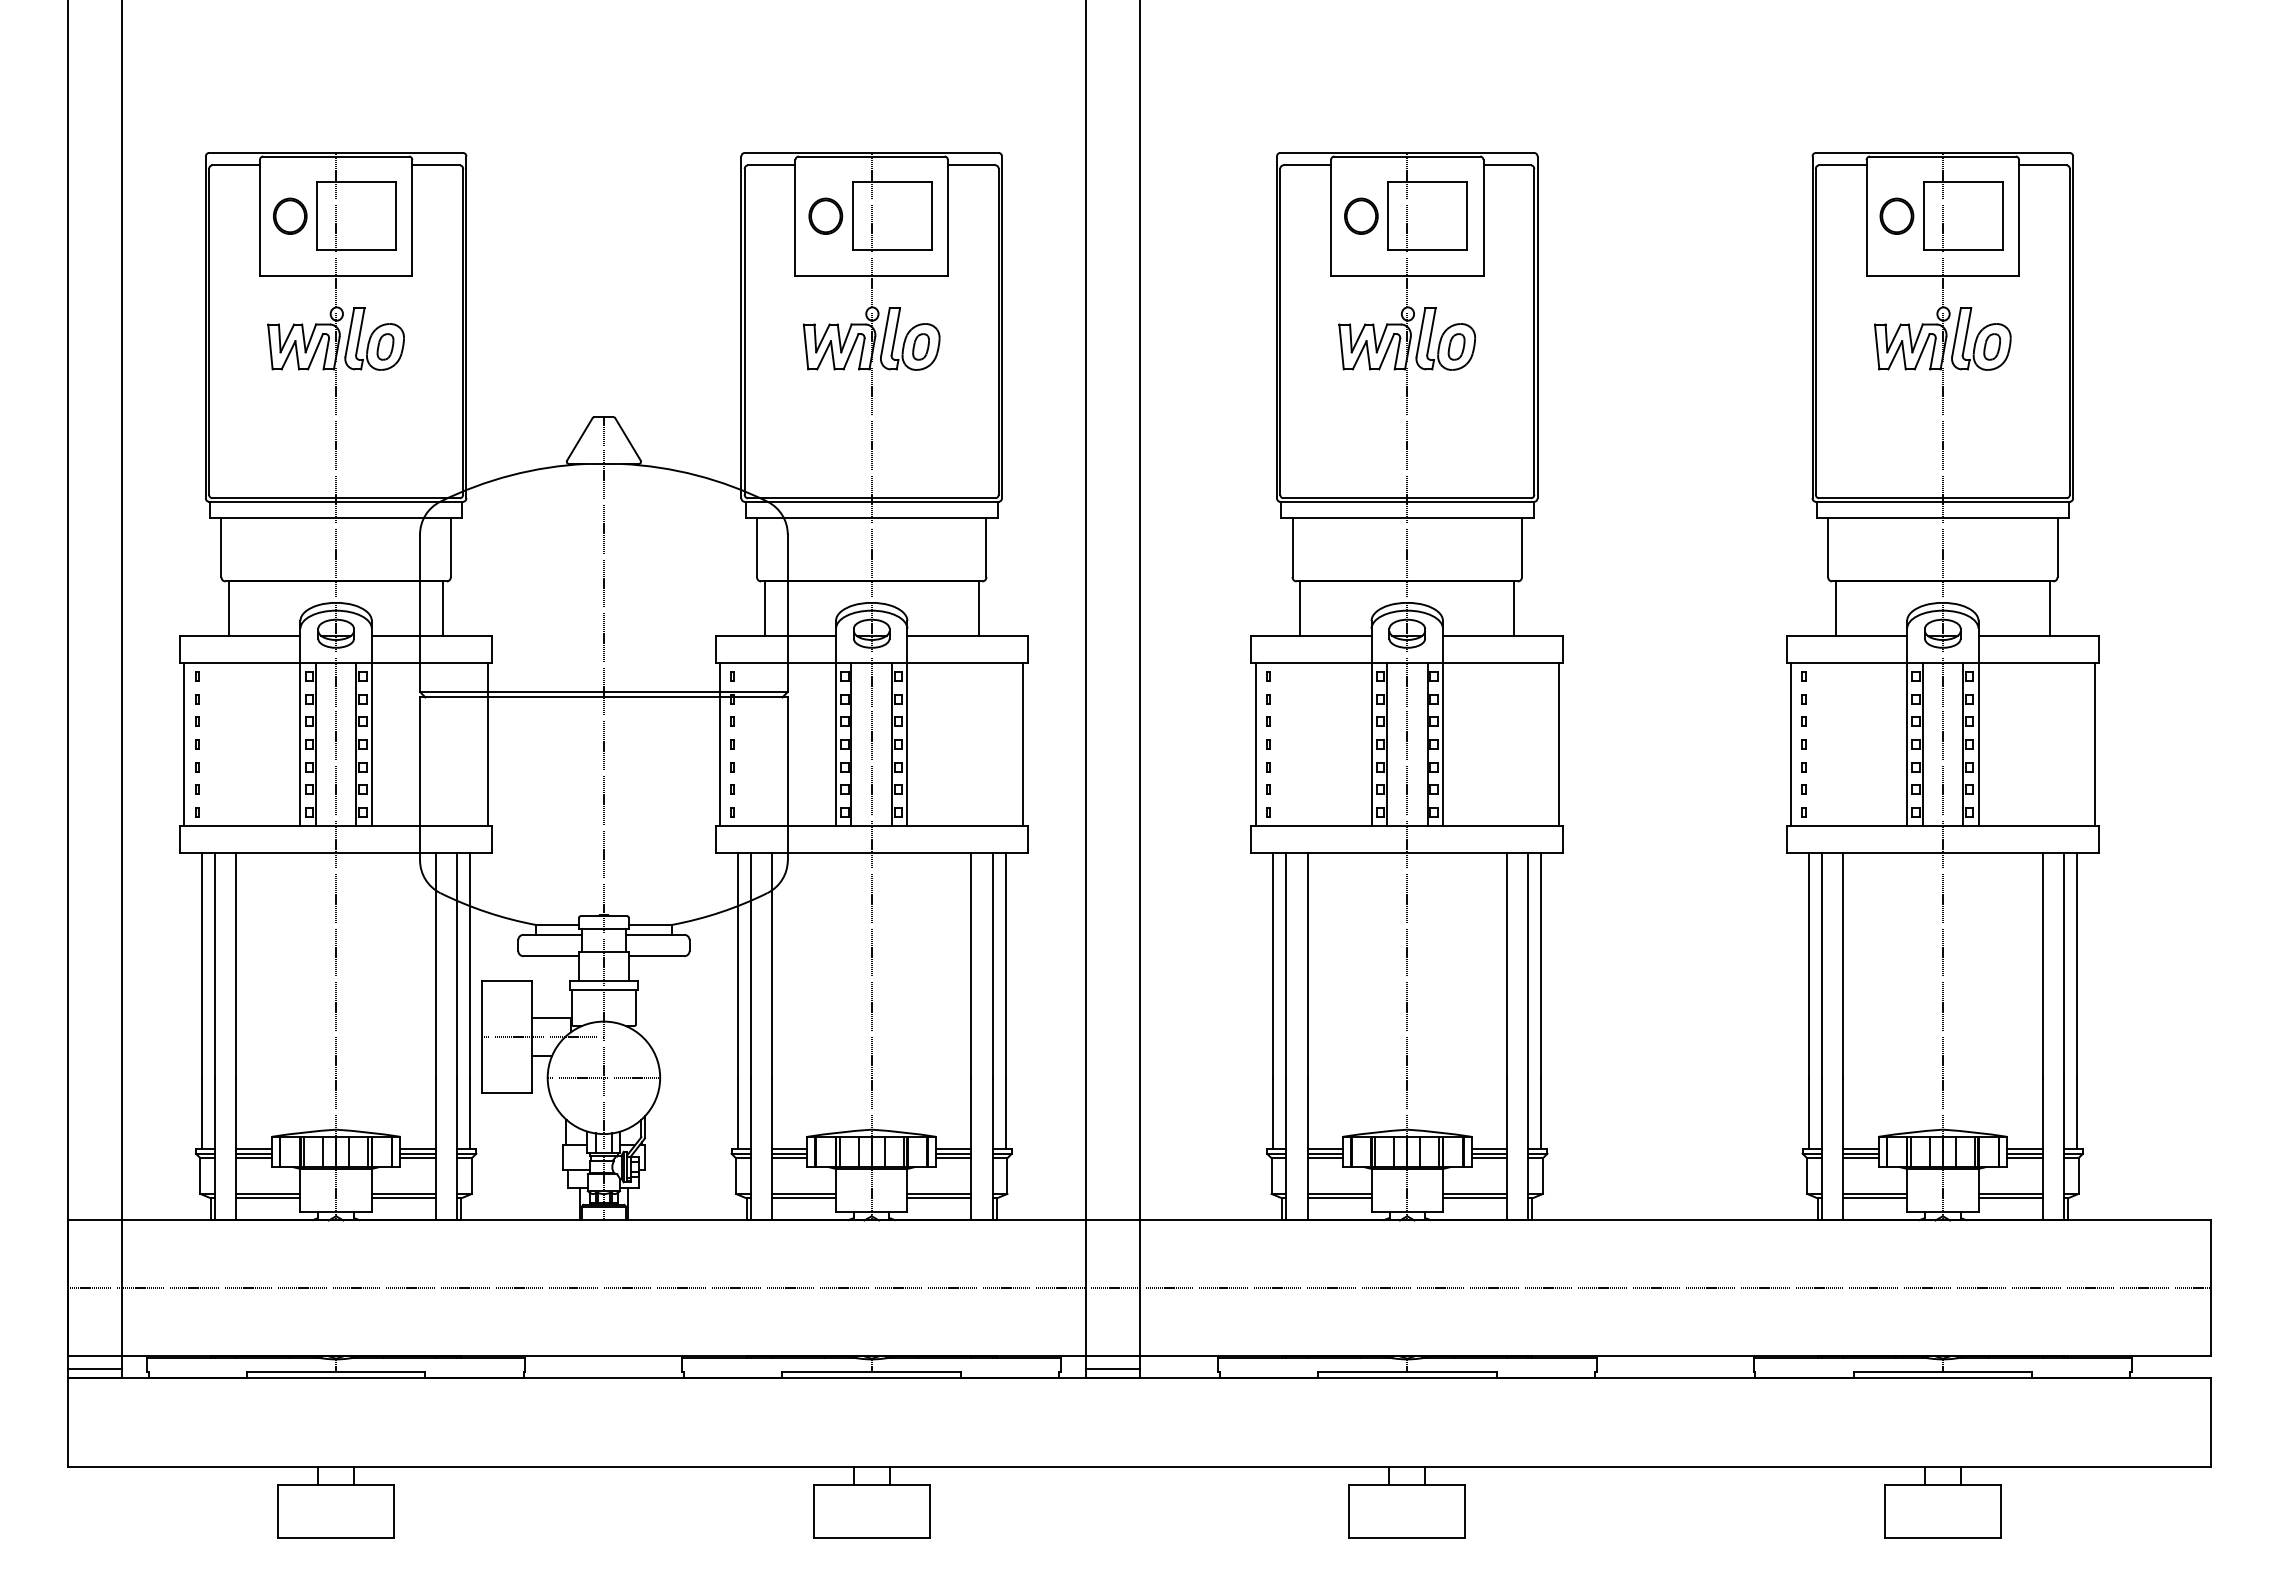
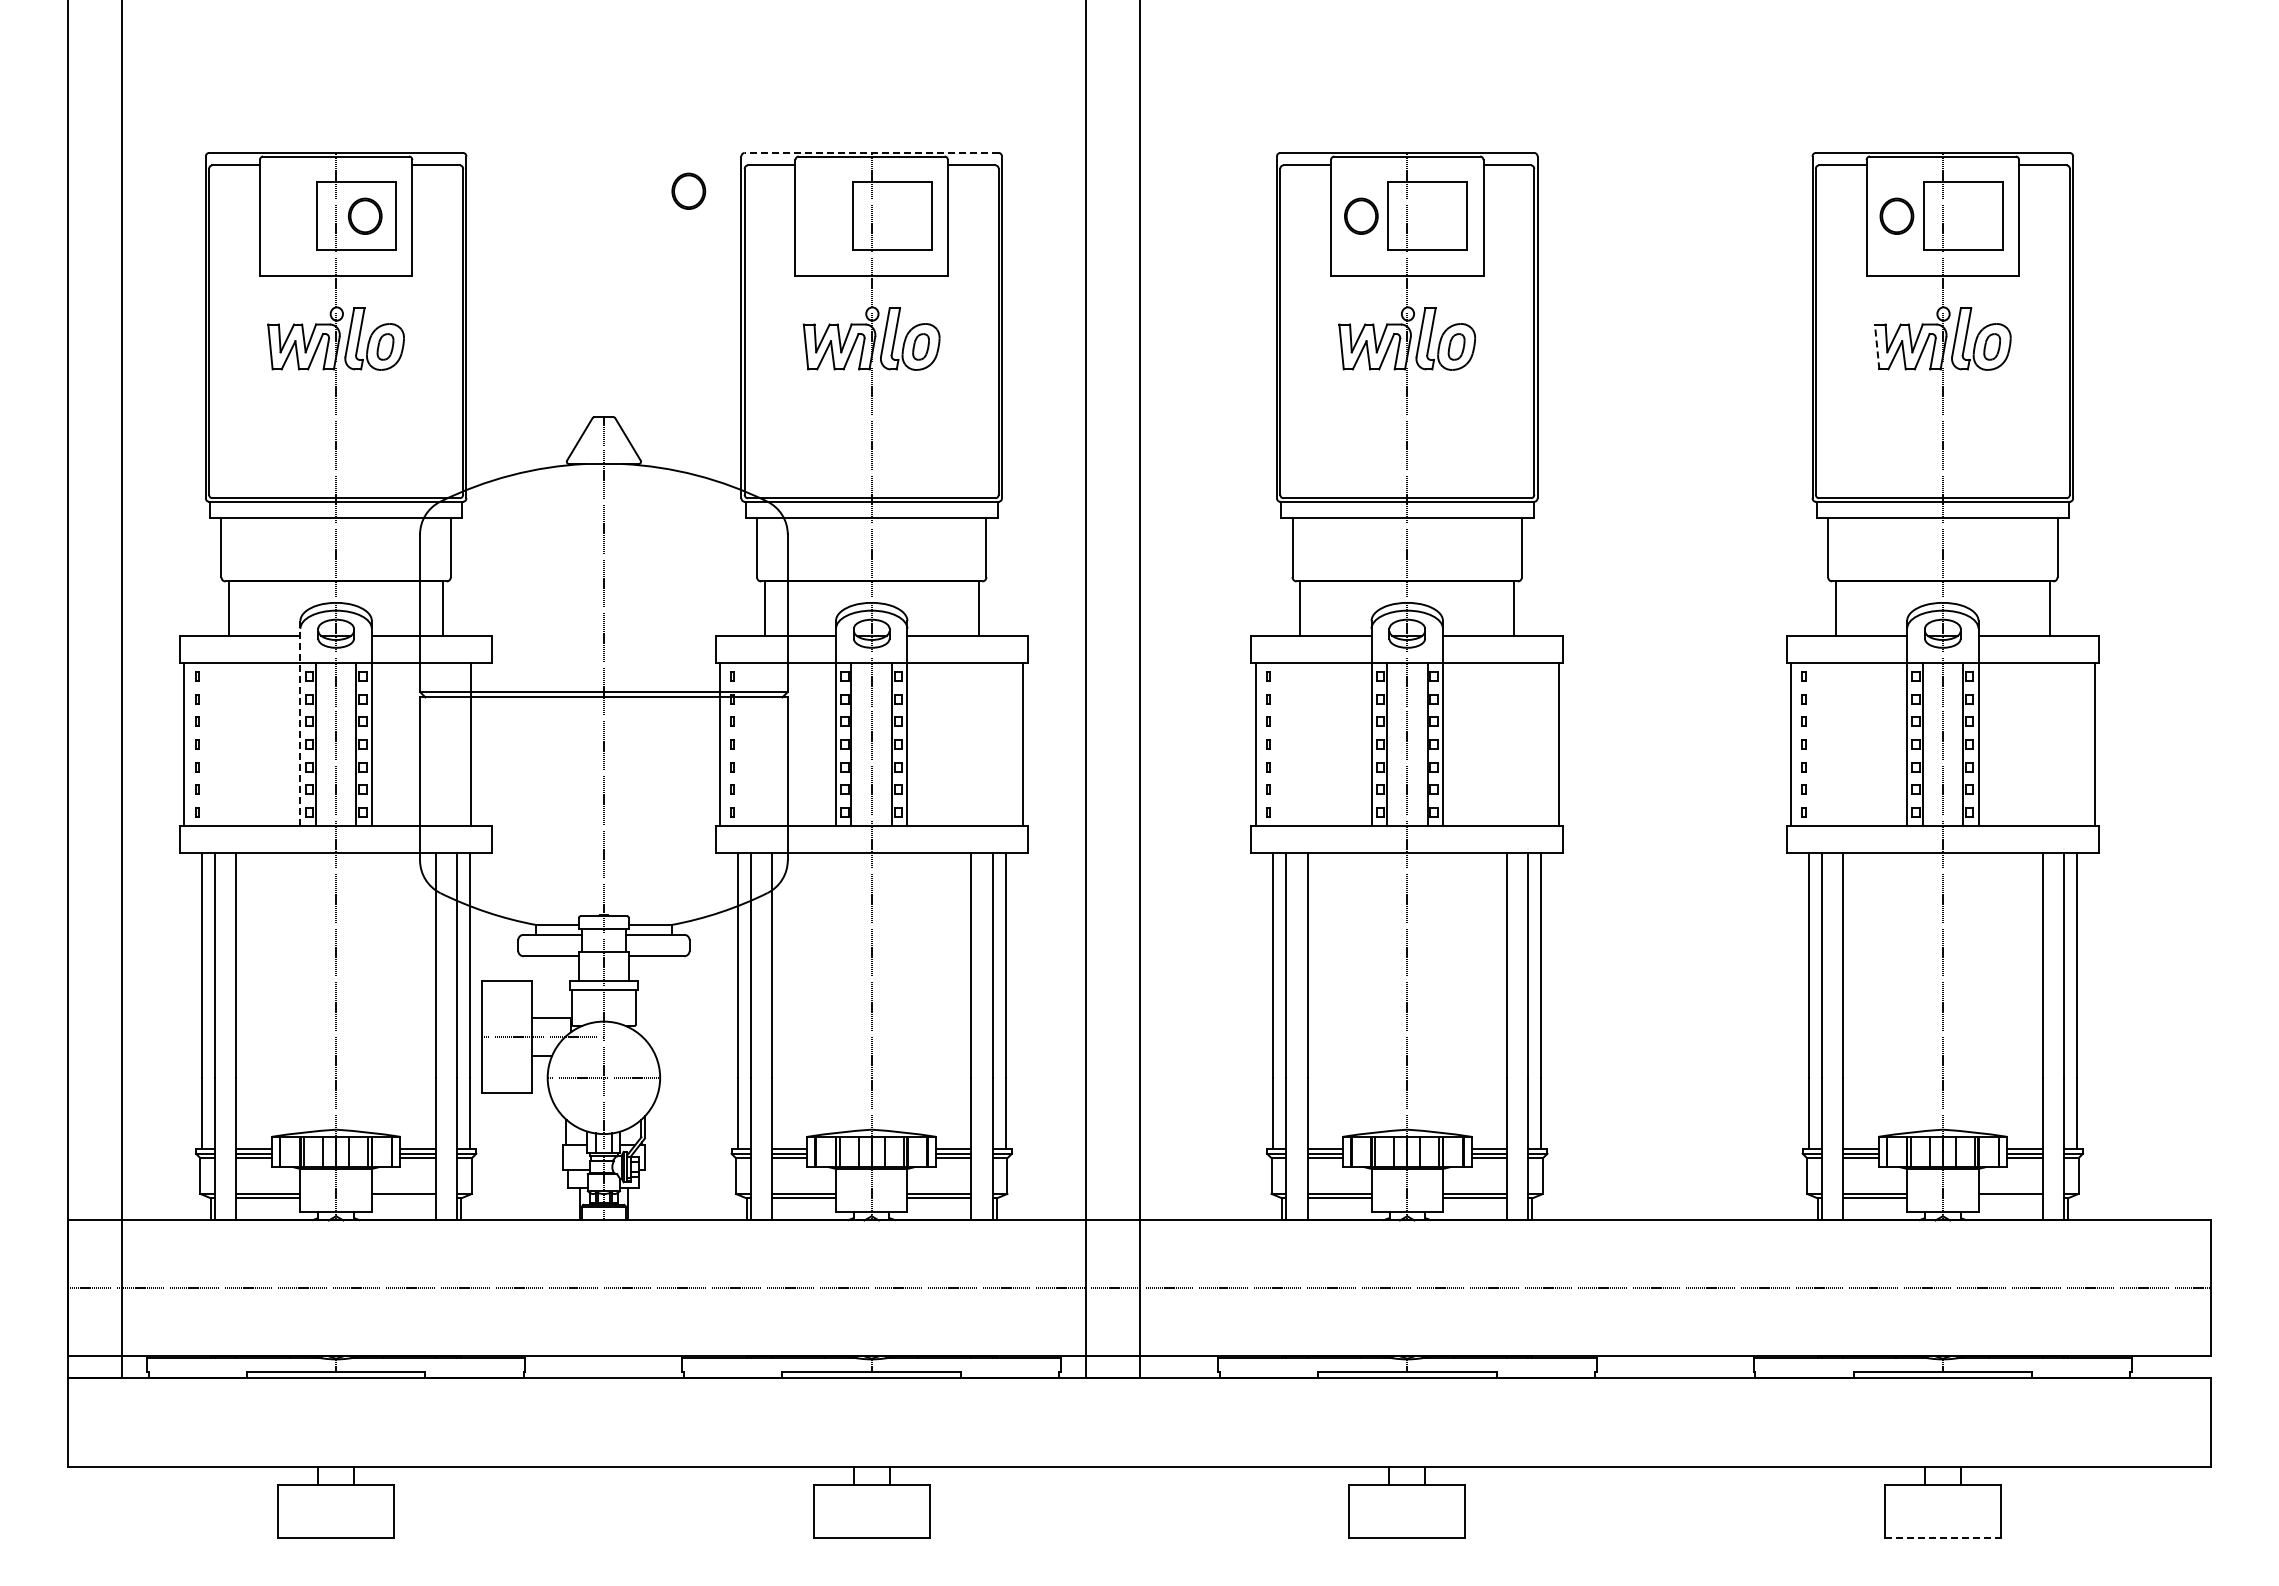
line: solid -> dashed (871, 152)
part position: (290, 215) -> (365, 215) (365, 215)
part position: (825, 215) -> (688, 190) (688, 190)
line: solid -> dashed (1877, 346)
line: solid -> dashed (300, 723)
line position: (487, 744) -> (470, 744) (470, 744)
line: present -> none (403, 1198)
line: present -> none (2010, 1198)
line: present -> none (94, 1368)
line: present -> none (1112, 1368)
line: solid -> dashed (1943, 1538)
